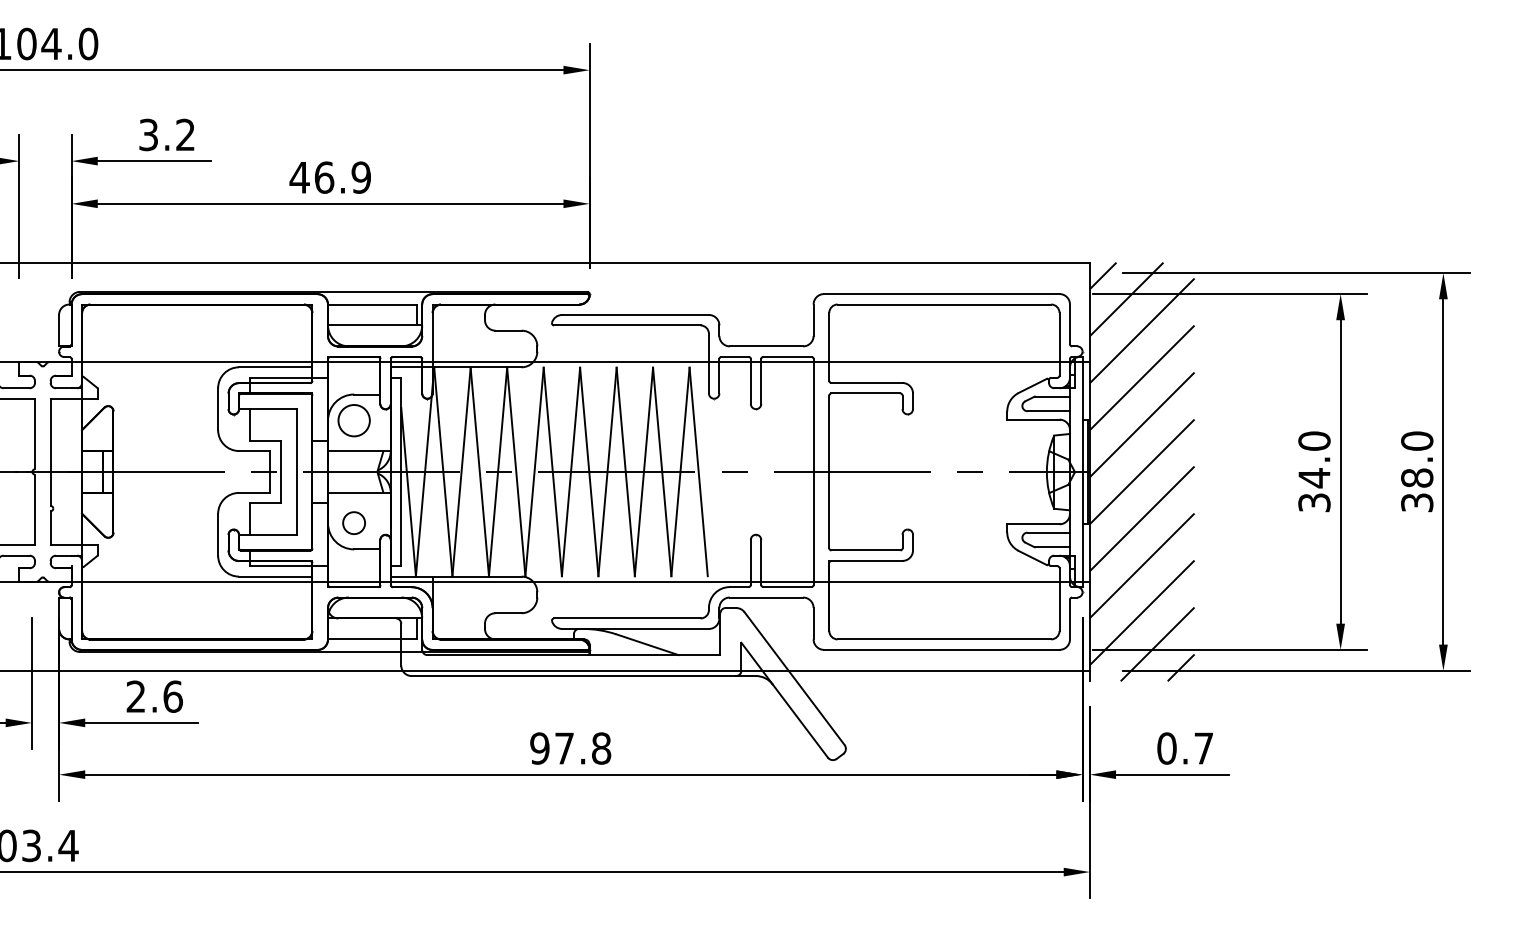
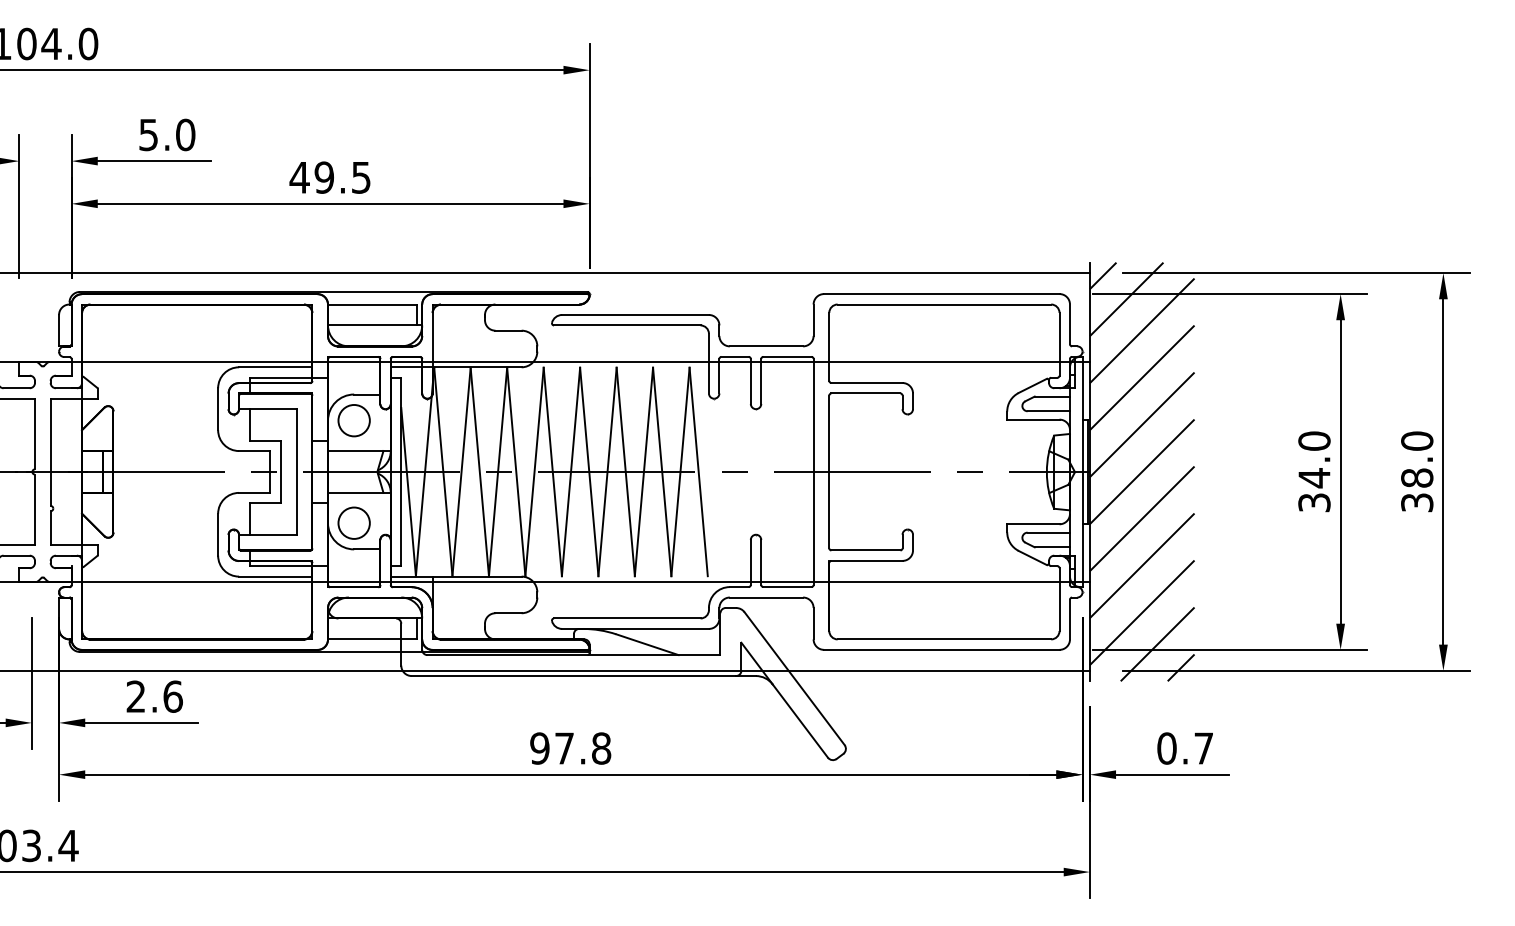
text: 3.2 -> 5.0 (167, 134)
text: 46.9 -> 49.5 (342, 177)
line position: (545, 263) -> (545, 273) (545, 273)
circle size: 24x24 px -> 34x34 px (353, 522)
